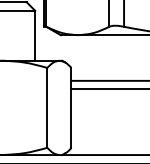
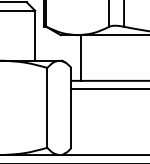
line: none -> present (81, 57)
